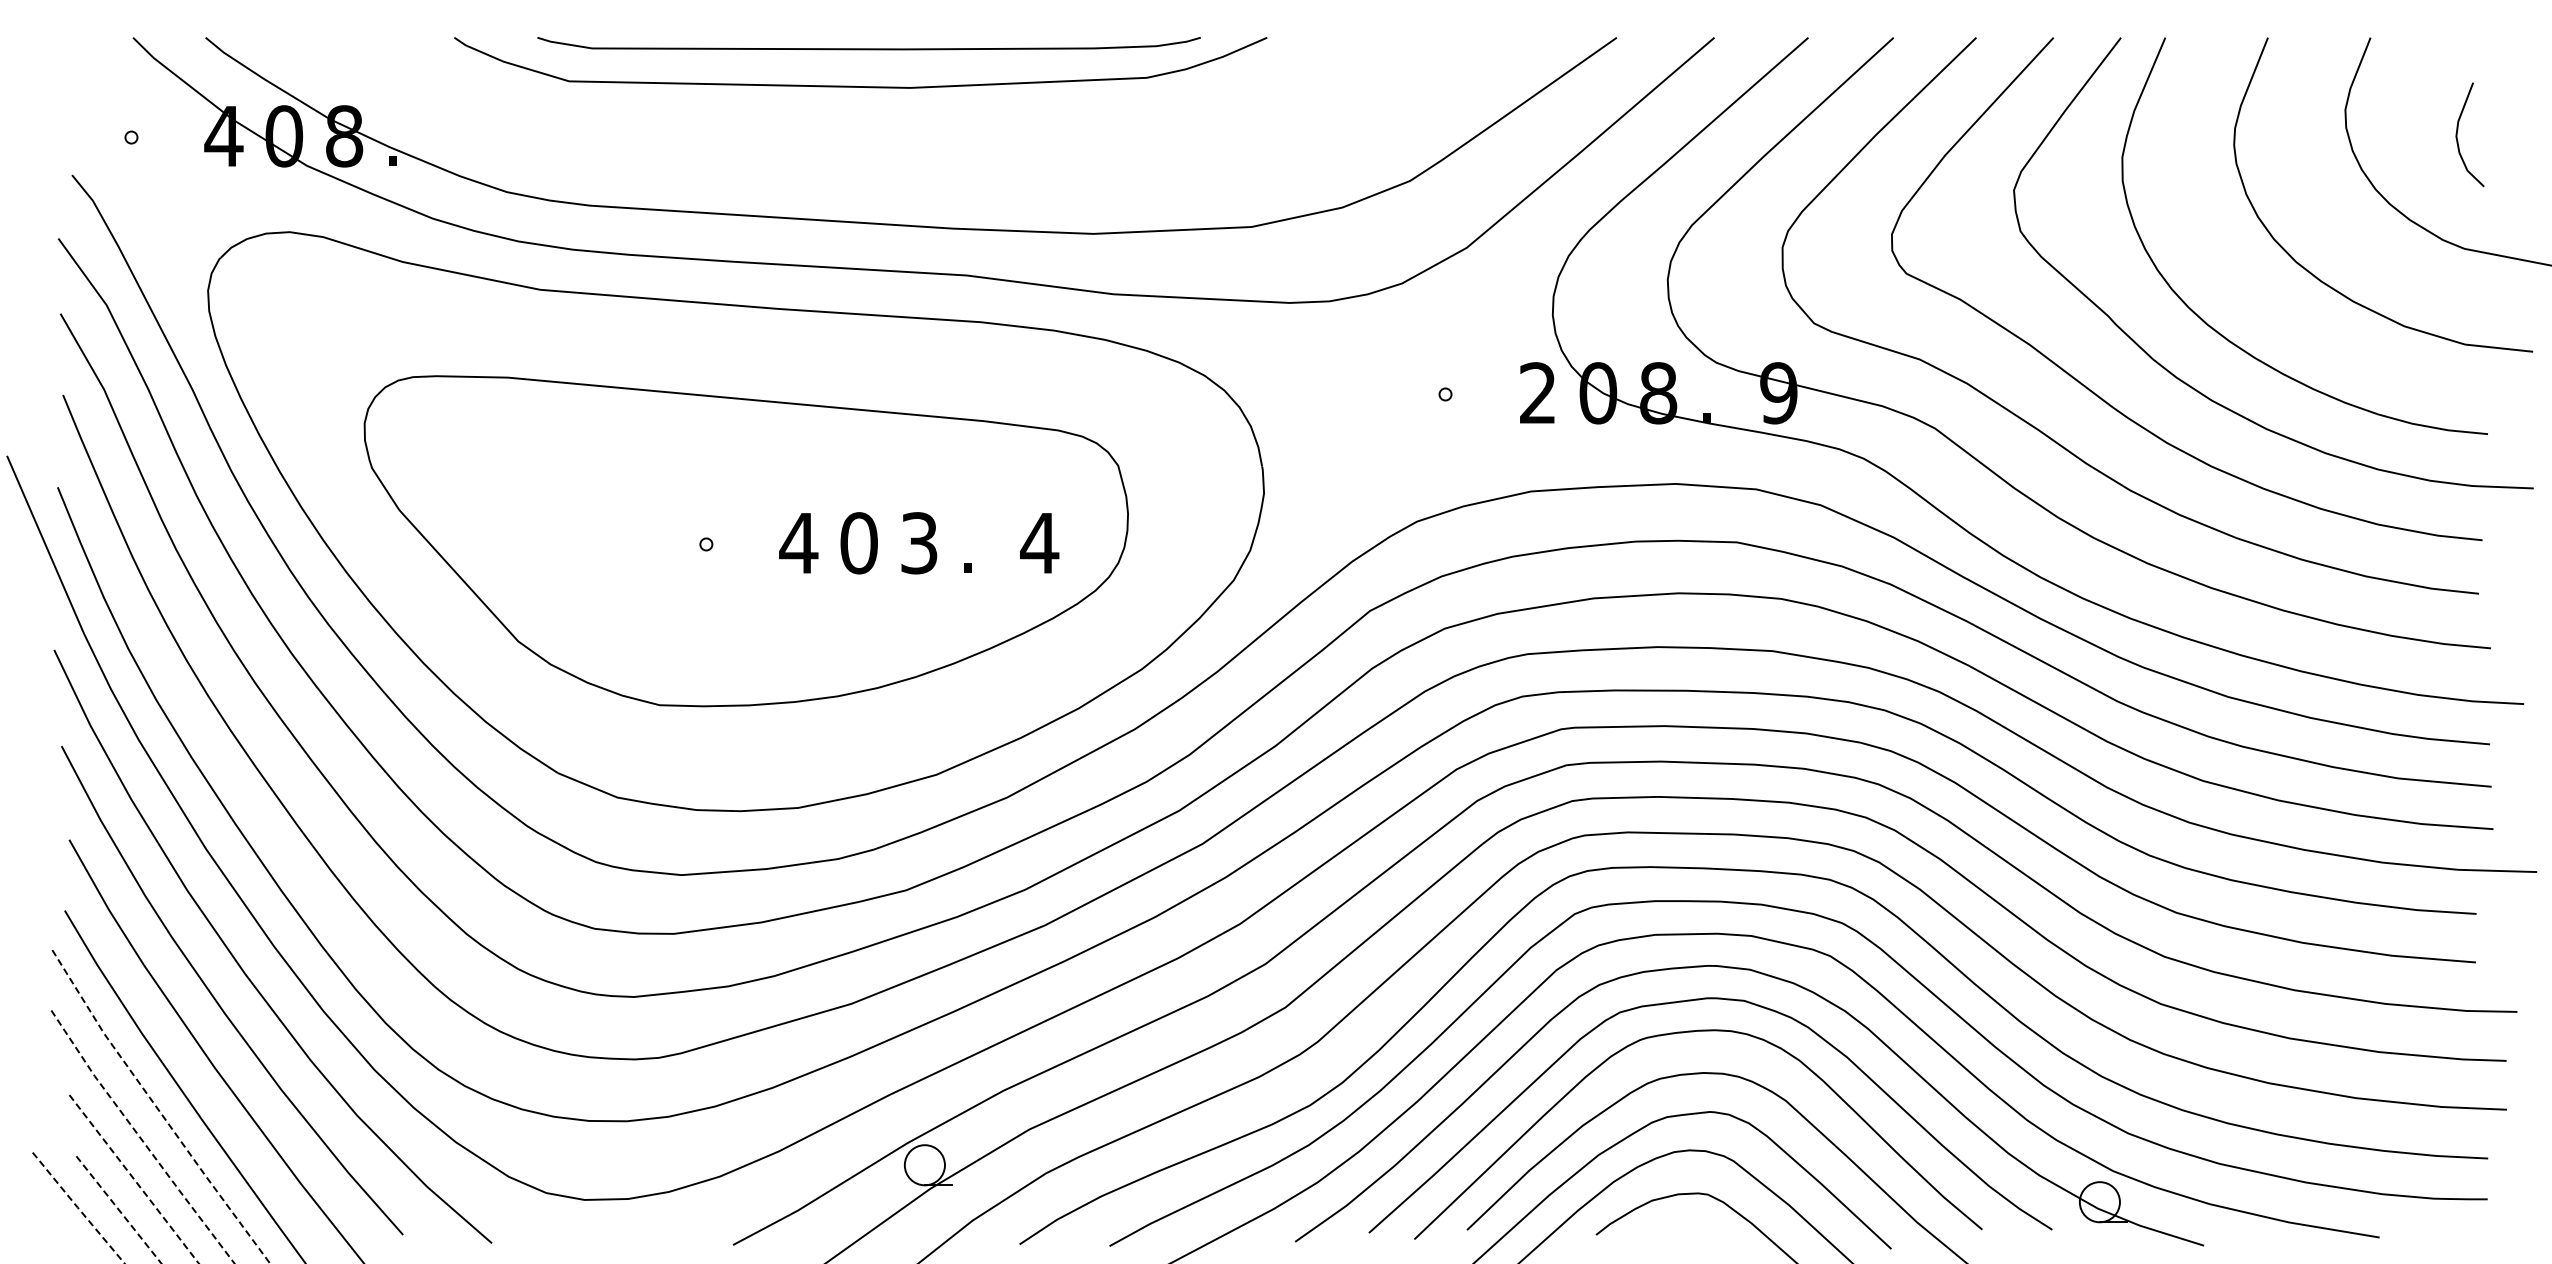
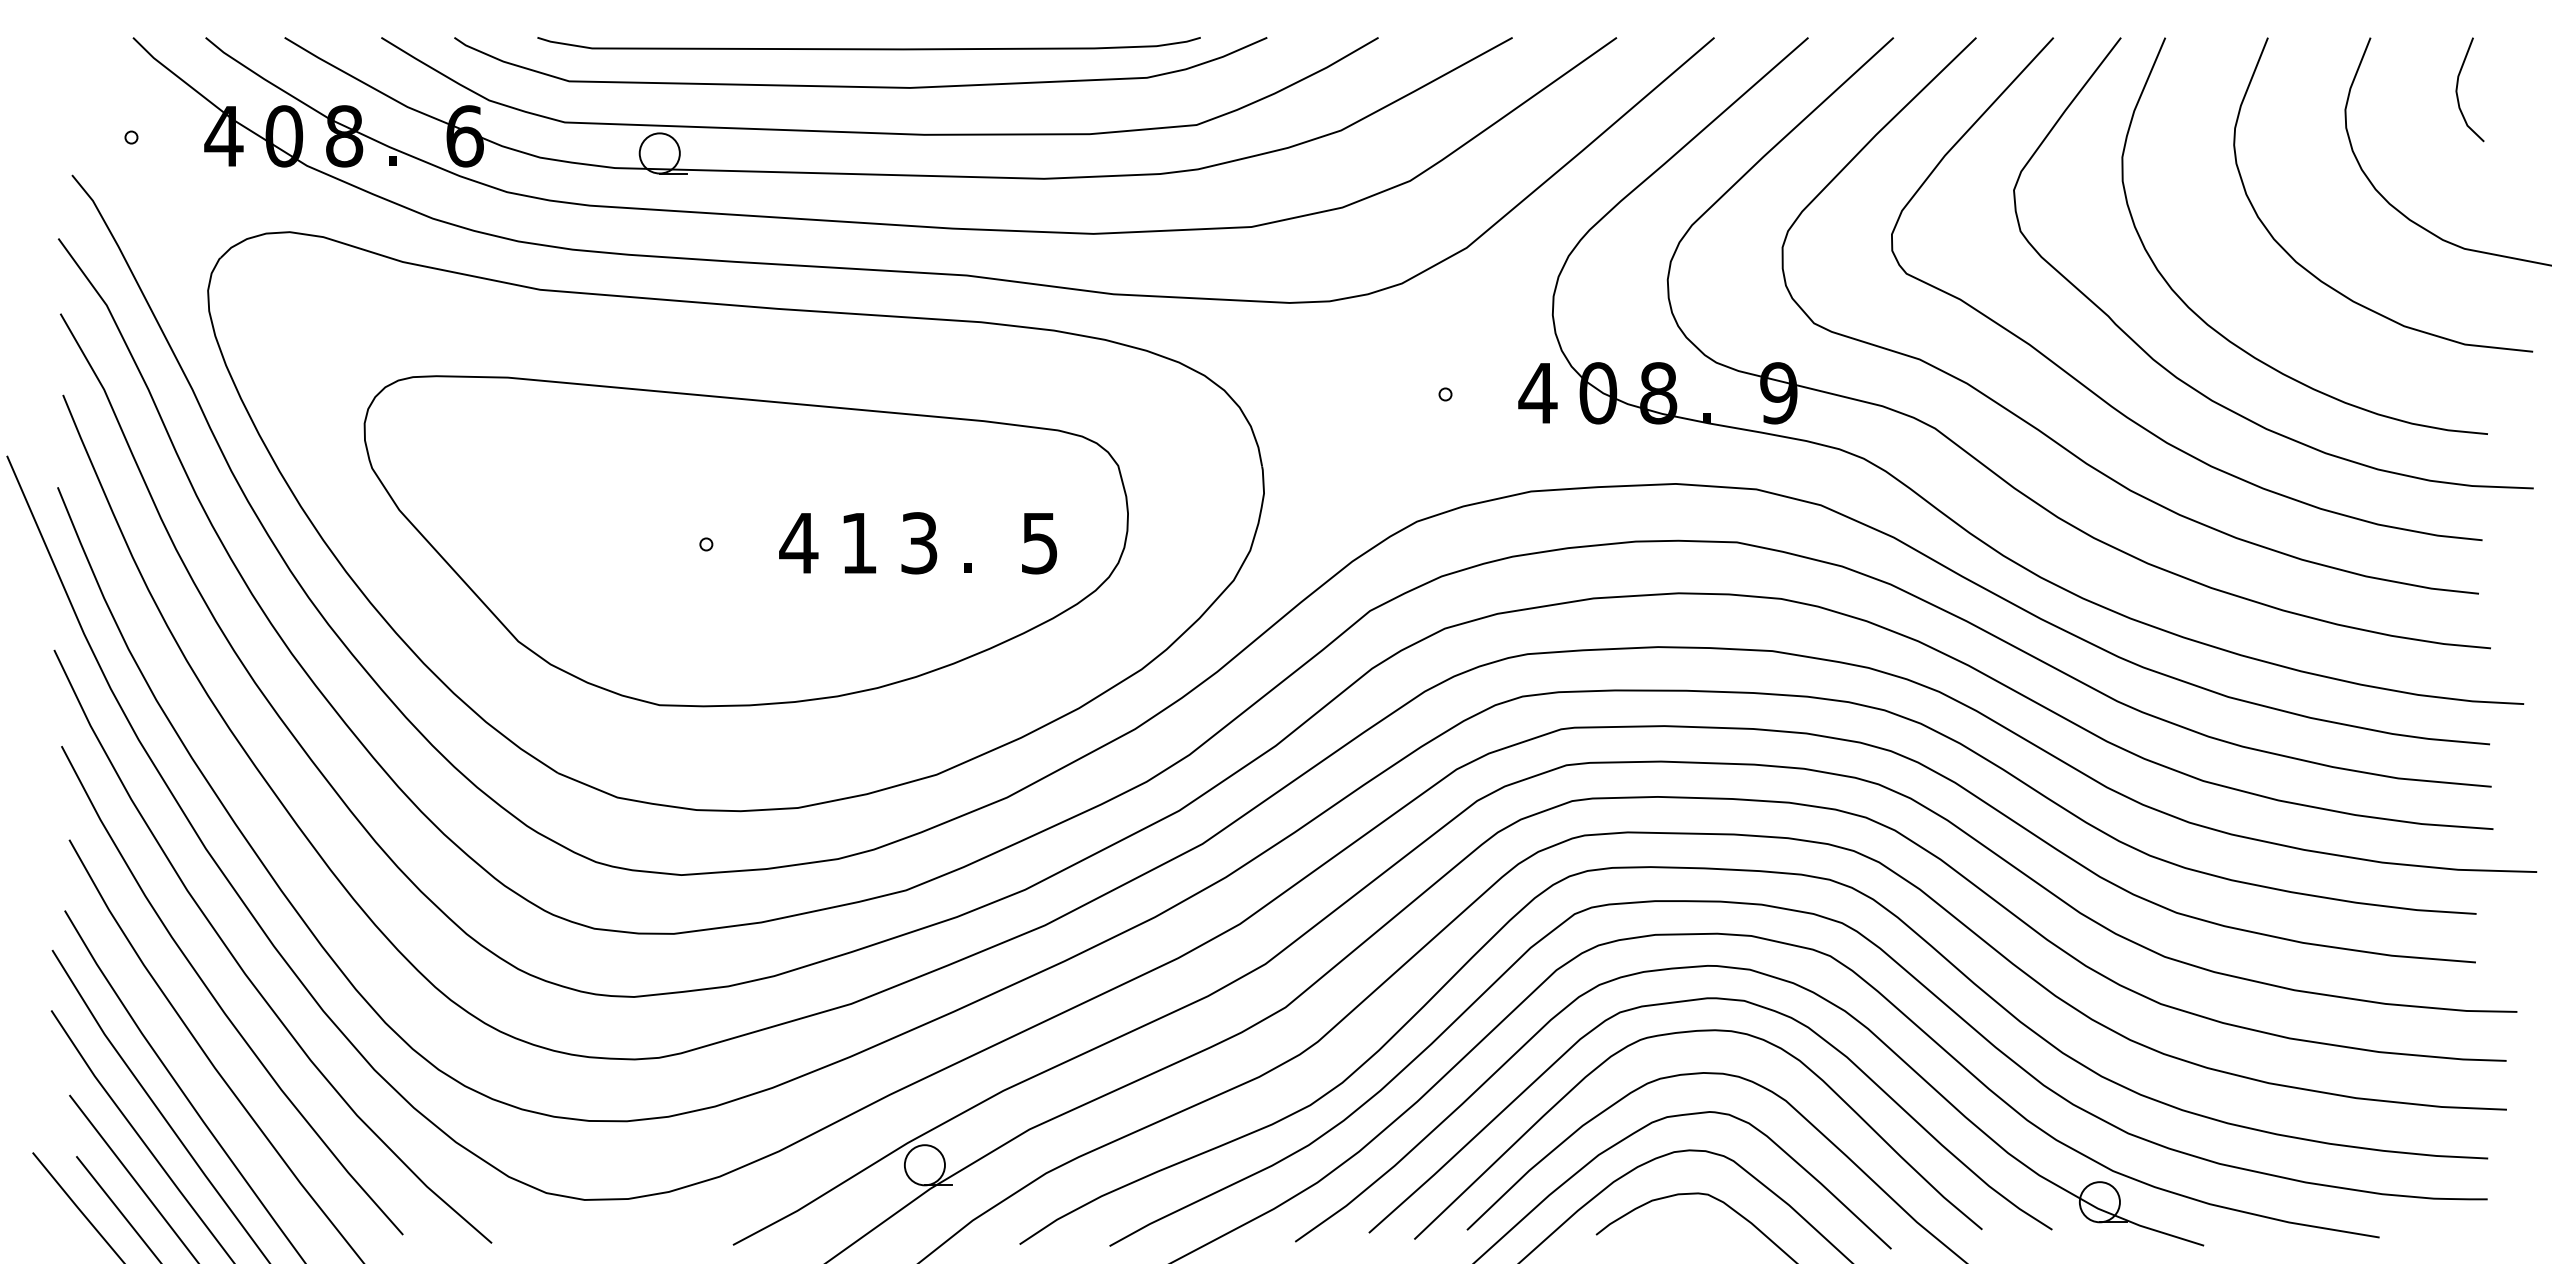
curve position: (2458, 130) -> (2458, 85) (2458, 85)
part: none -> present (895, 132)
text: 2 -> 4 (1537, 392)
text: 0 -> 1 (858, 543)
text: 4 -> 5 (1039, 543)
line: dashed -> solid (157, 1109)
line: dashed -> solid (140, 1138)
line: dashed -> solid (134, 1179)
line: dashed -> solid (78, 1208)
line: dashed -> solid (119, 1210)
